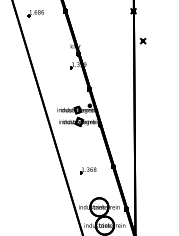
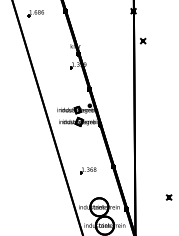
part: none -> present (168, 197)
